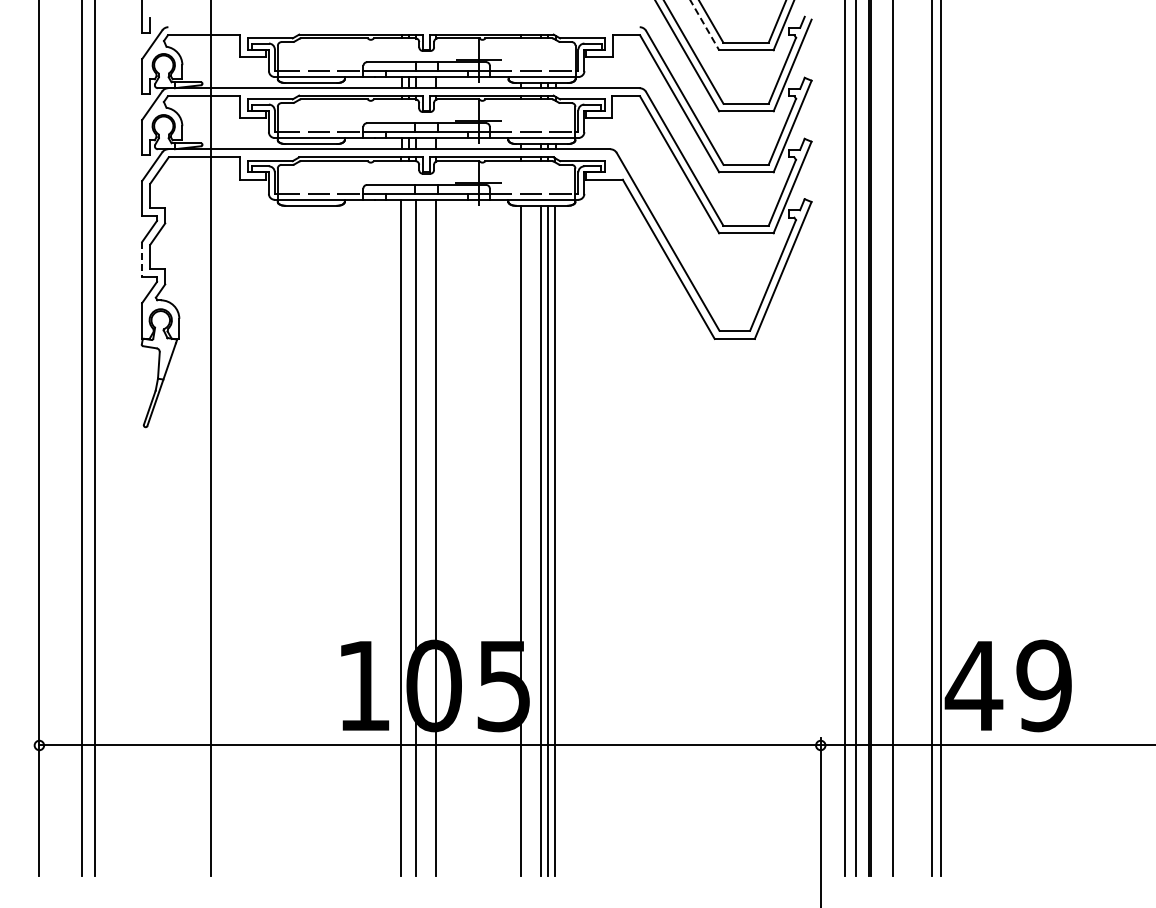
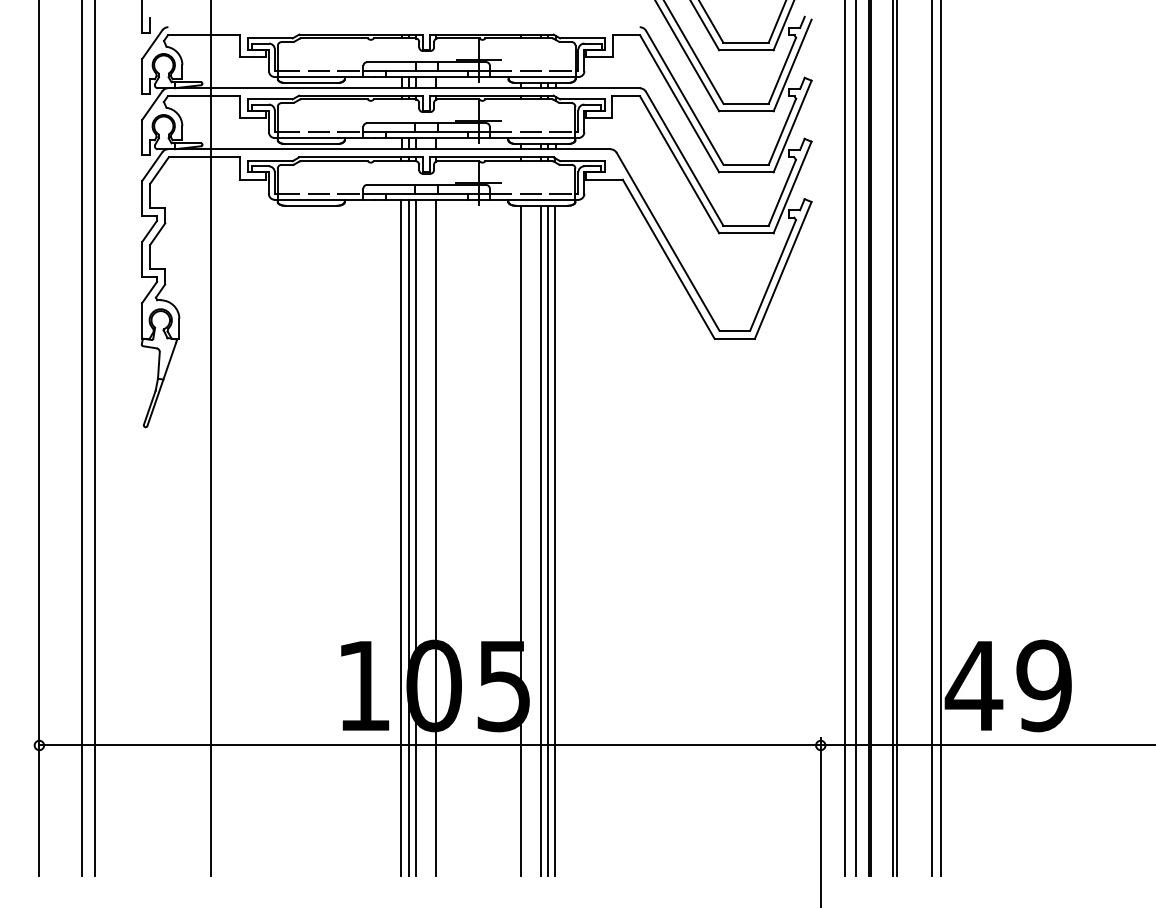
line: dashed -> solid (704, 25)
line: dashed -> solid (142, 260)
line: none -> present (897, 438)
line: none -> present (408, 537)
